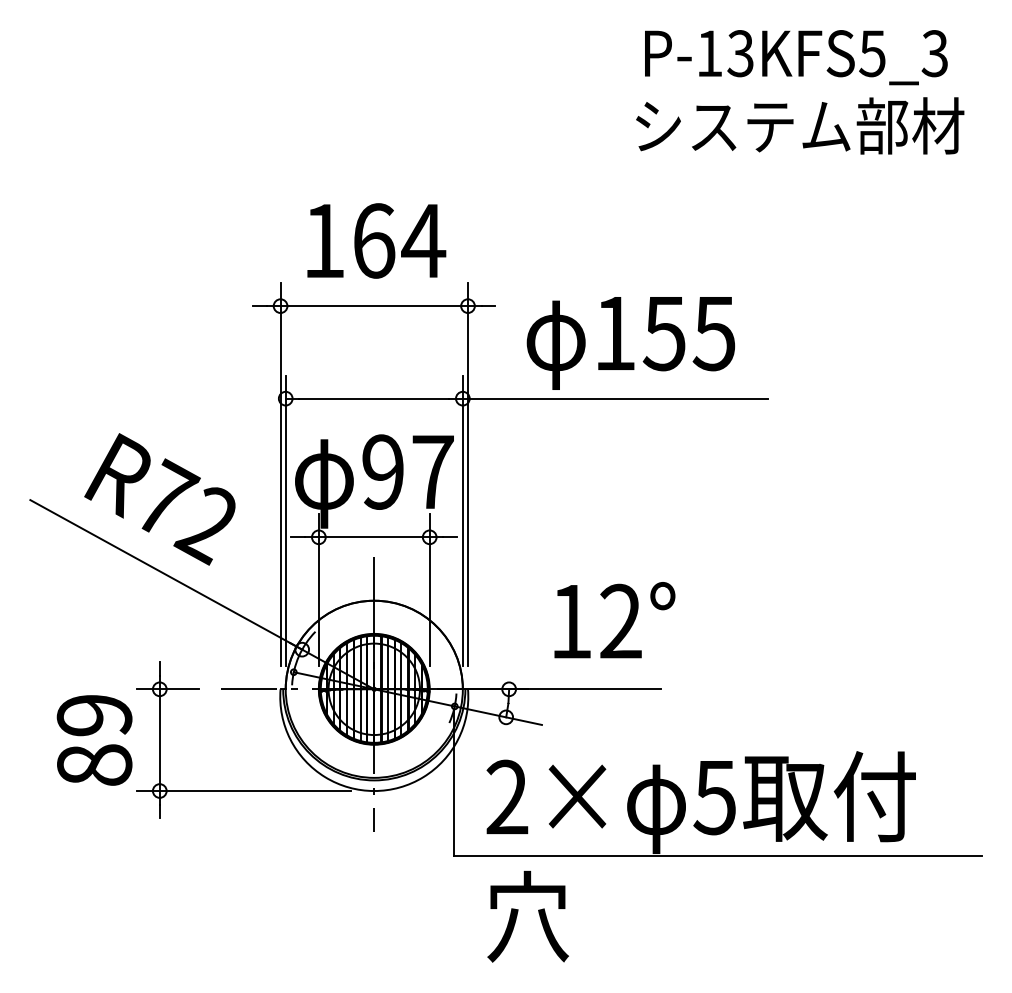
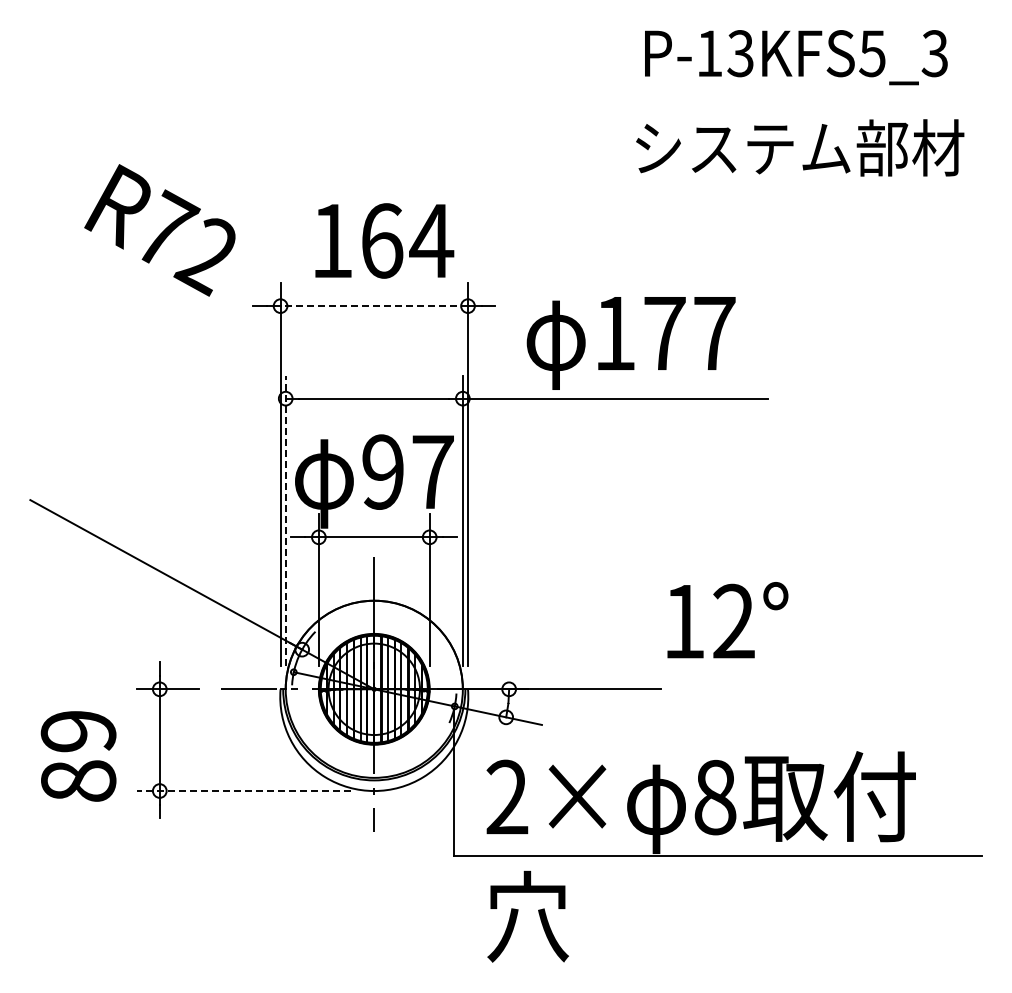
text position: (800, 125) -> (800, 147) (800, 147)
text position: (376, 240) -> (384, 240) (384, 240)
line: solid -> dashed (374, 306)
text: 155 -> 177 (688, 334)
text position: (159, 499) -> (159, 230) (159, 230)
line: solid -> dashed (285, 520)
text position: (614, 620) -> (727, 620) (727, 620)
text position: (94, 740) -> (78, 756) (78, 756)
line: solid -> dashed (243, 791)
text: 5 -> 8 (714, 797)
